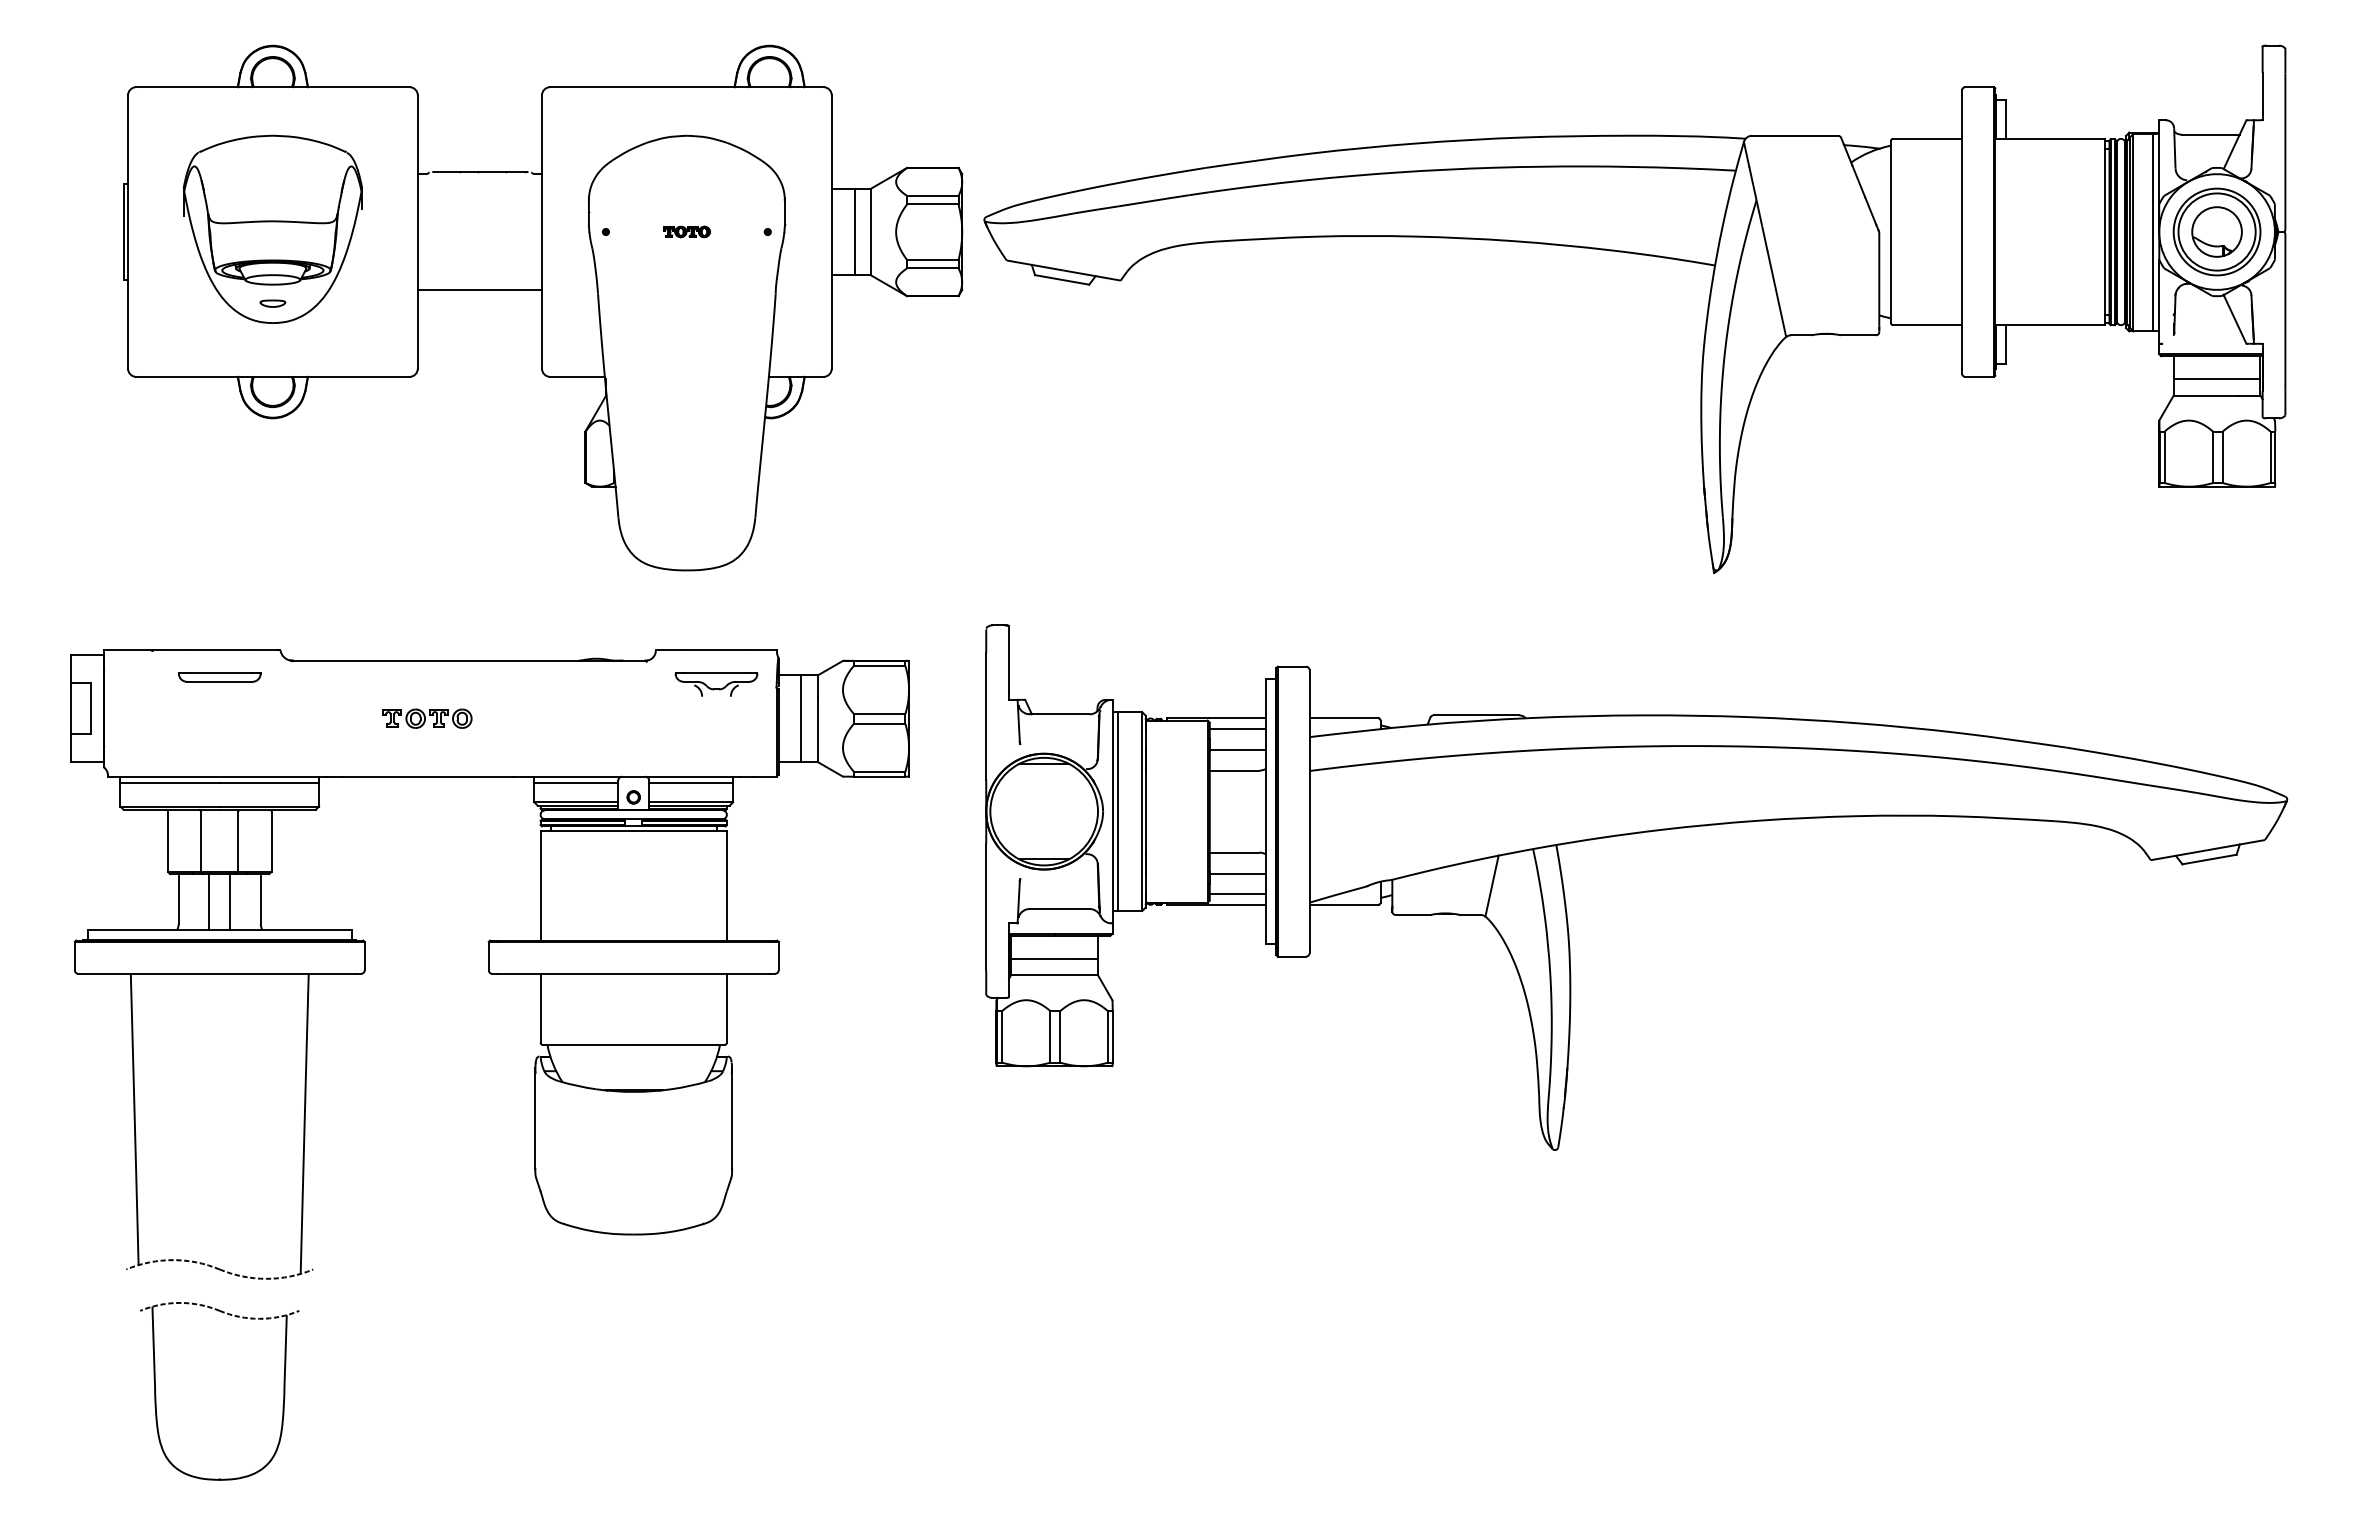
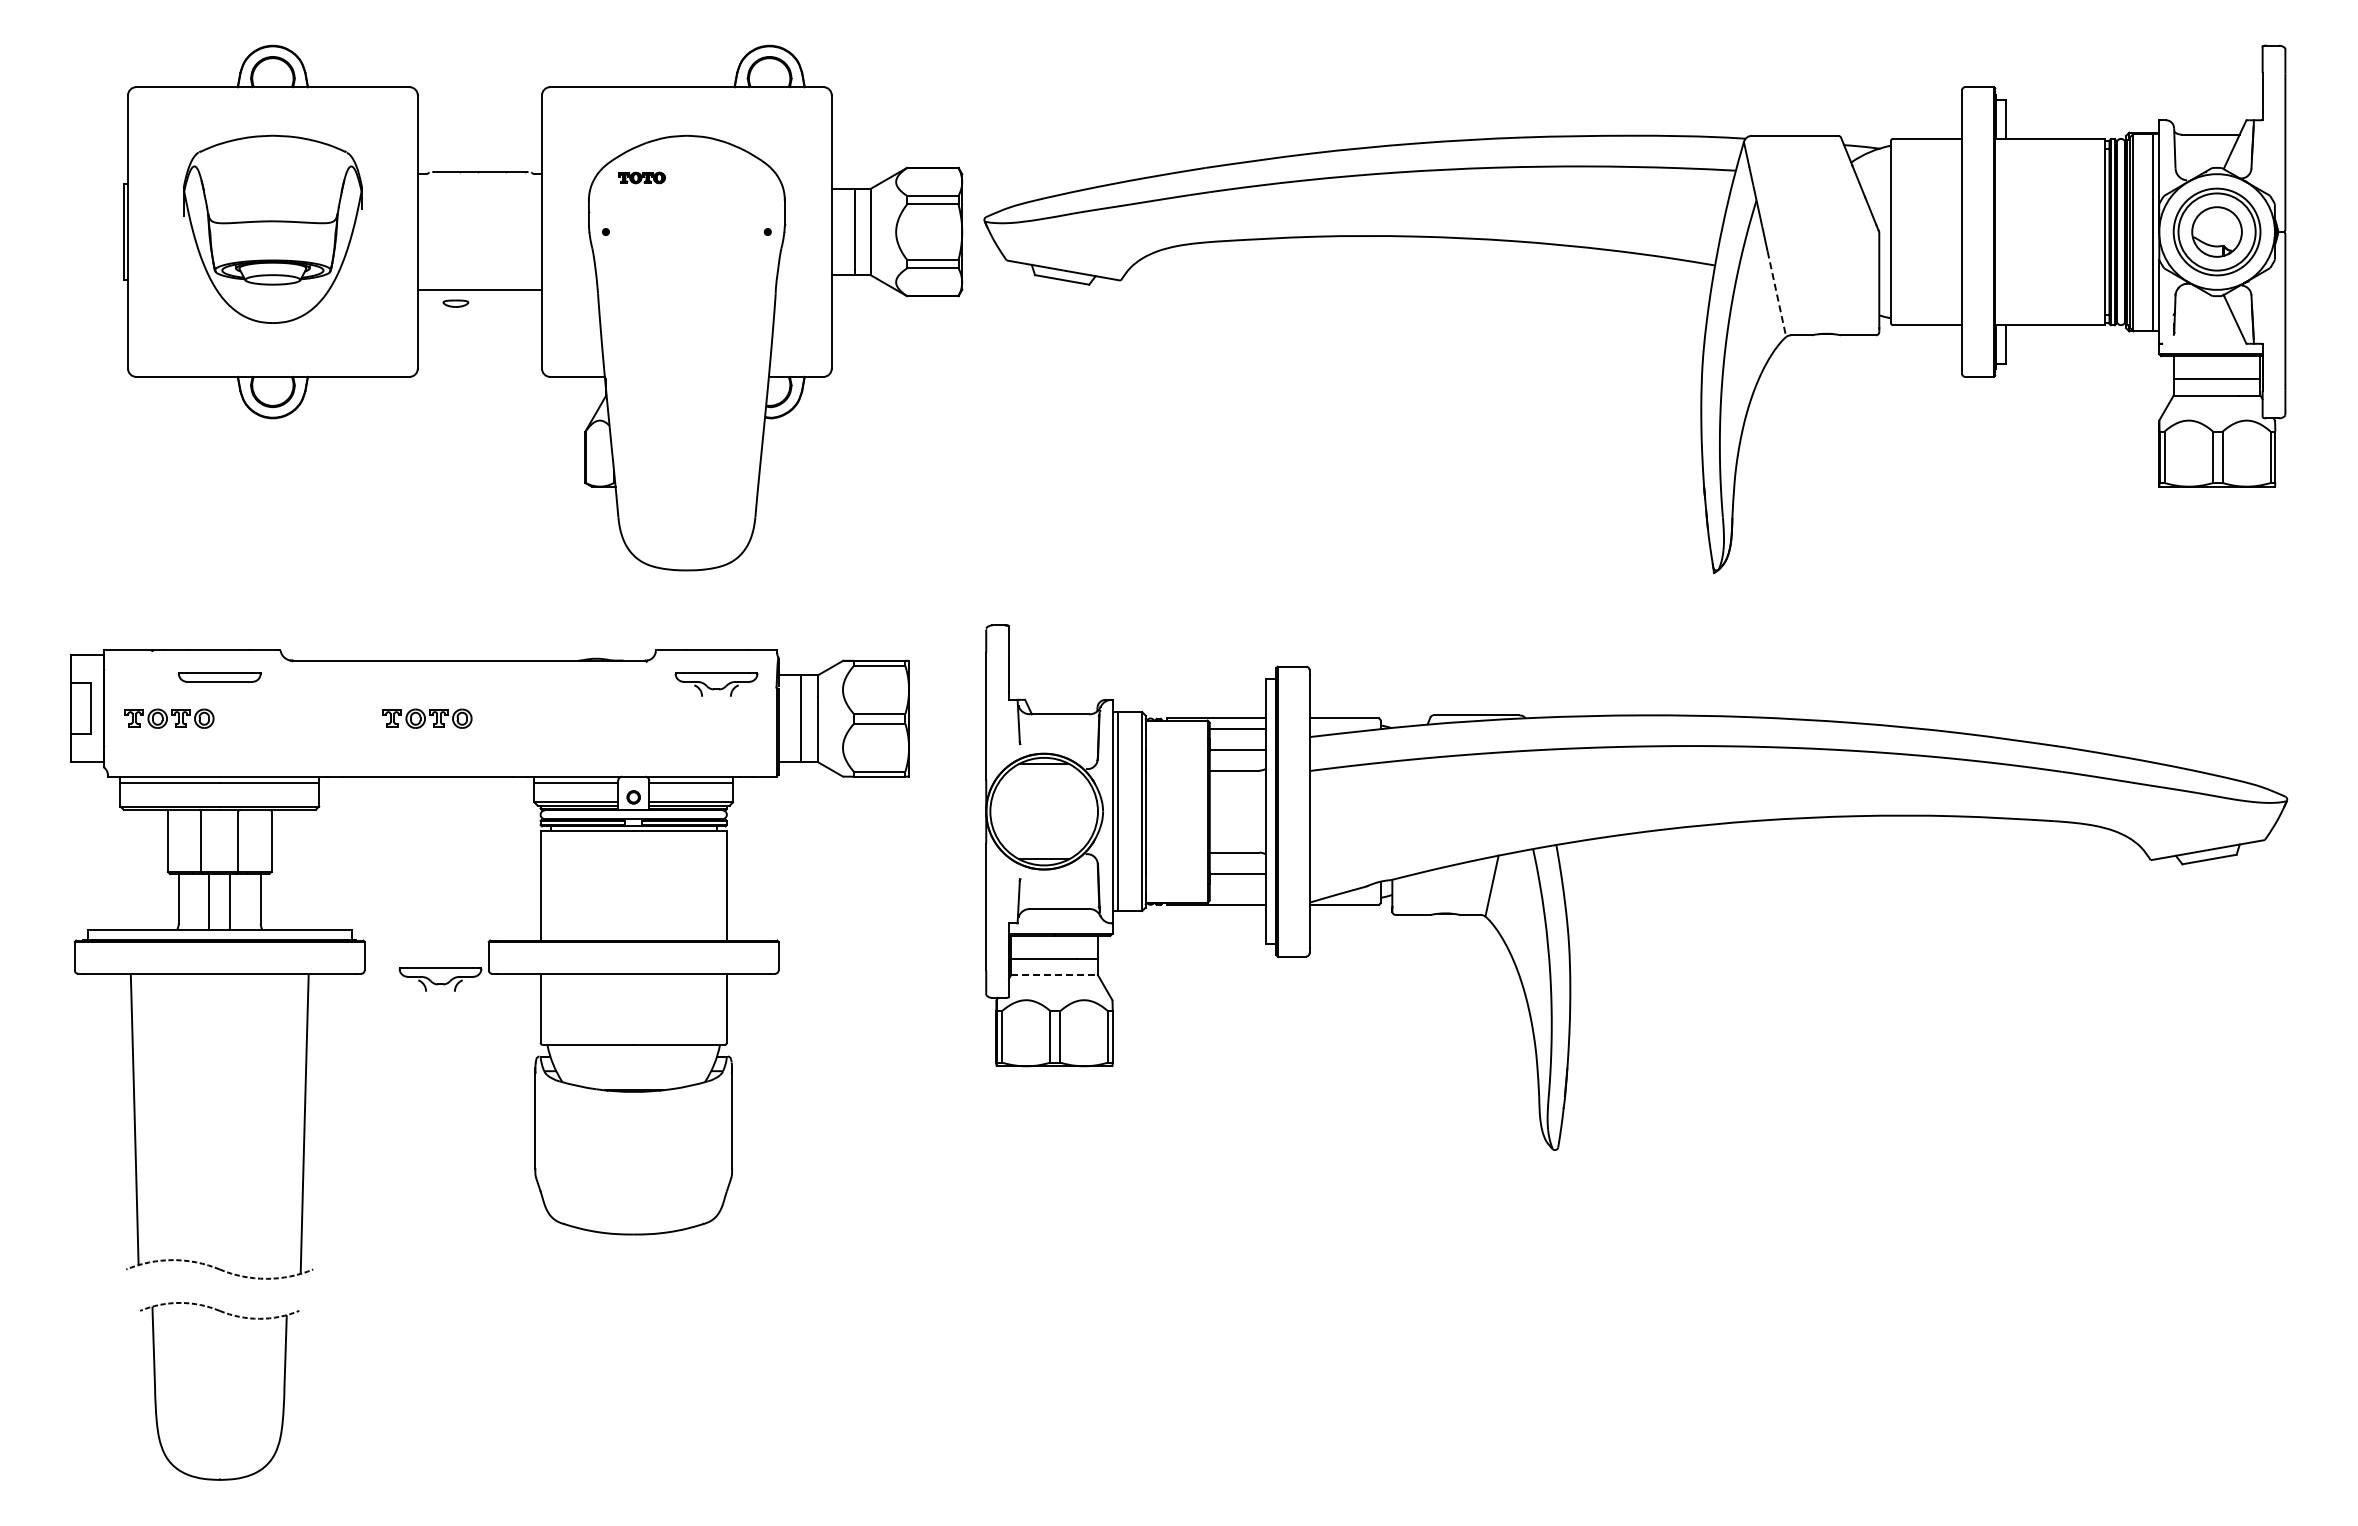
part position: (686, 231) -> (641, 177) (641, 177)
line: solid -> dashed (1776, 294)
part position: (272, 303) -> (455, 303) (455, 303)
part: none -> present (169, 718)
line: present -> none (1237, 894)
line: solid -> dashed (1055, 975)
part: none -> present (440, 979)
